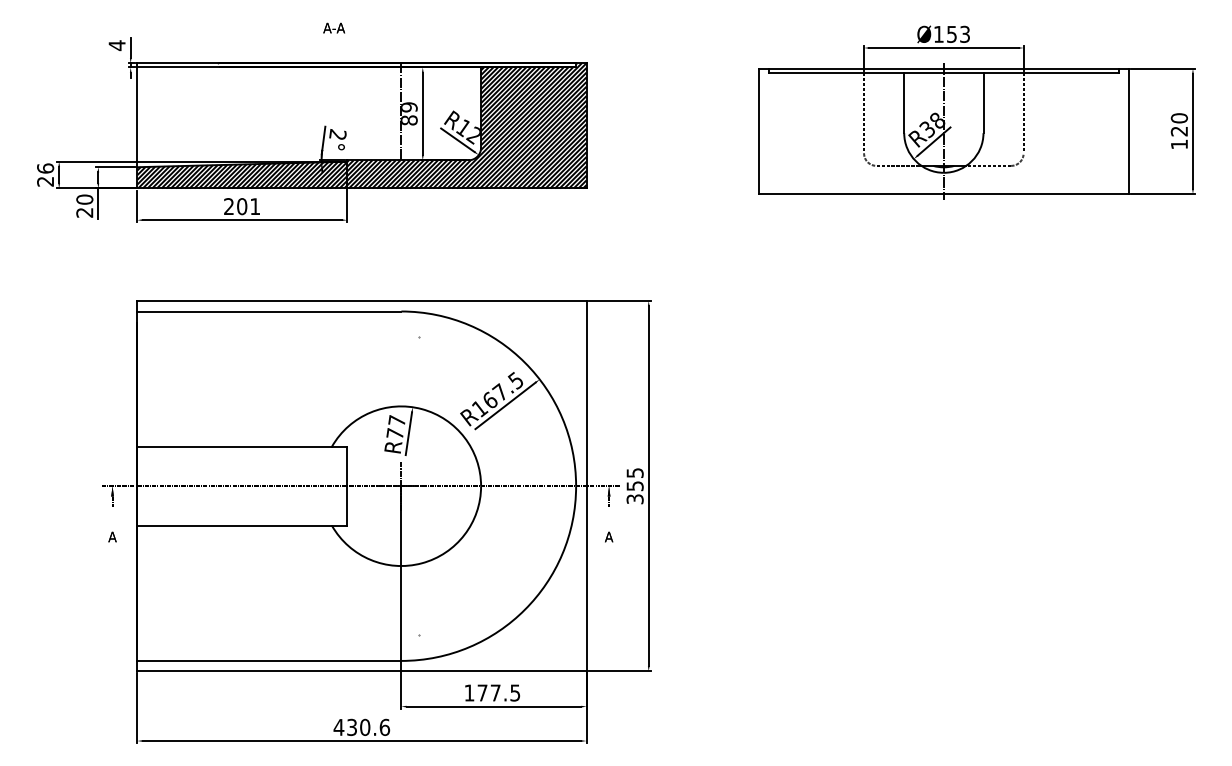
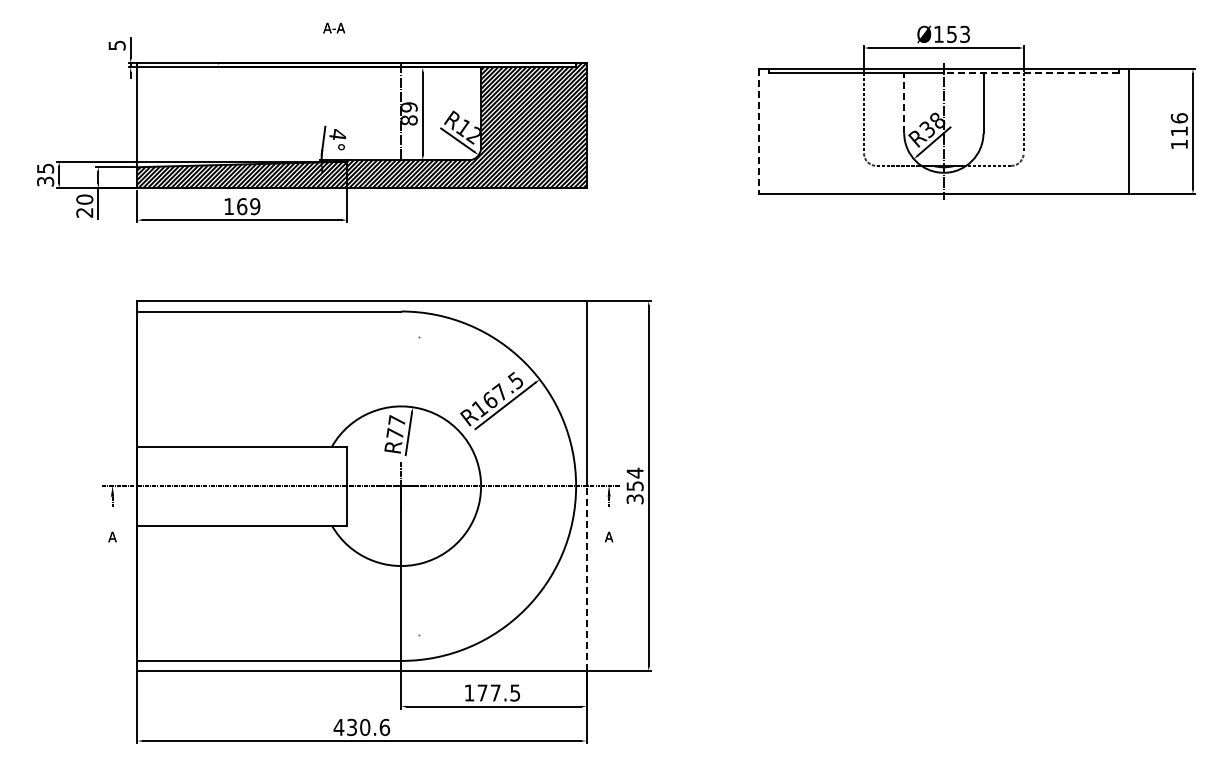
text: 4 -> 5 (116, 45)
line: solid -> dashed (1030, 73)
line: solid -> dashed (904, 102)
text: 120 -> 116 (1178, 124)
line: solid -> dashed (758, 131)
text: 2° -> 4° (337, 134)
text: 26 -> 35 (45, 174)
text: 201 -> 169 (242, 206)
text: 355 -> 354 (634, 472)
line: solid -> dashed (586, 578)
